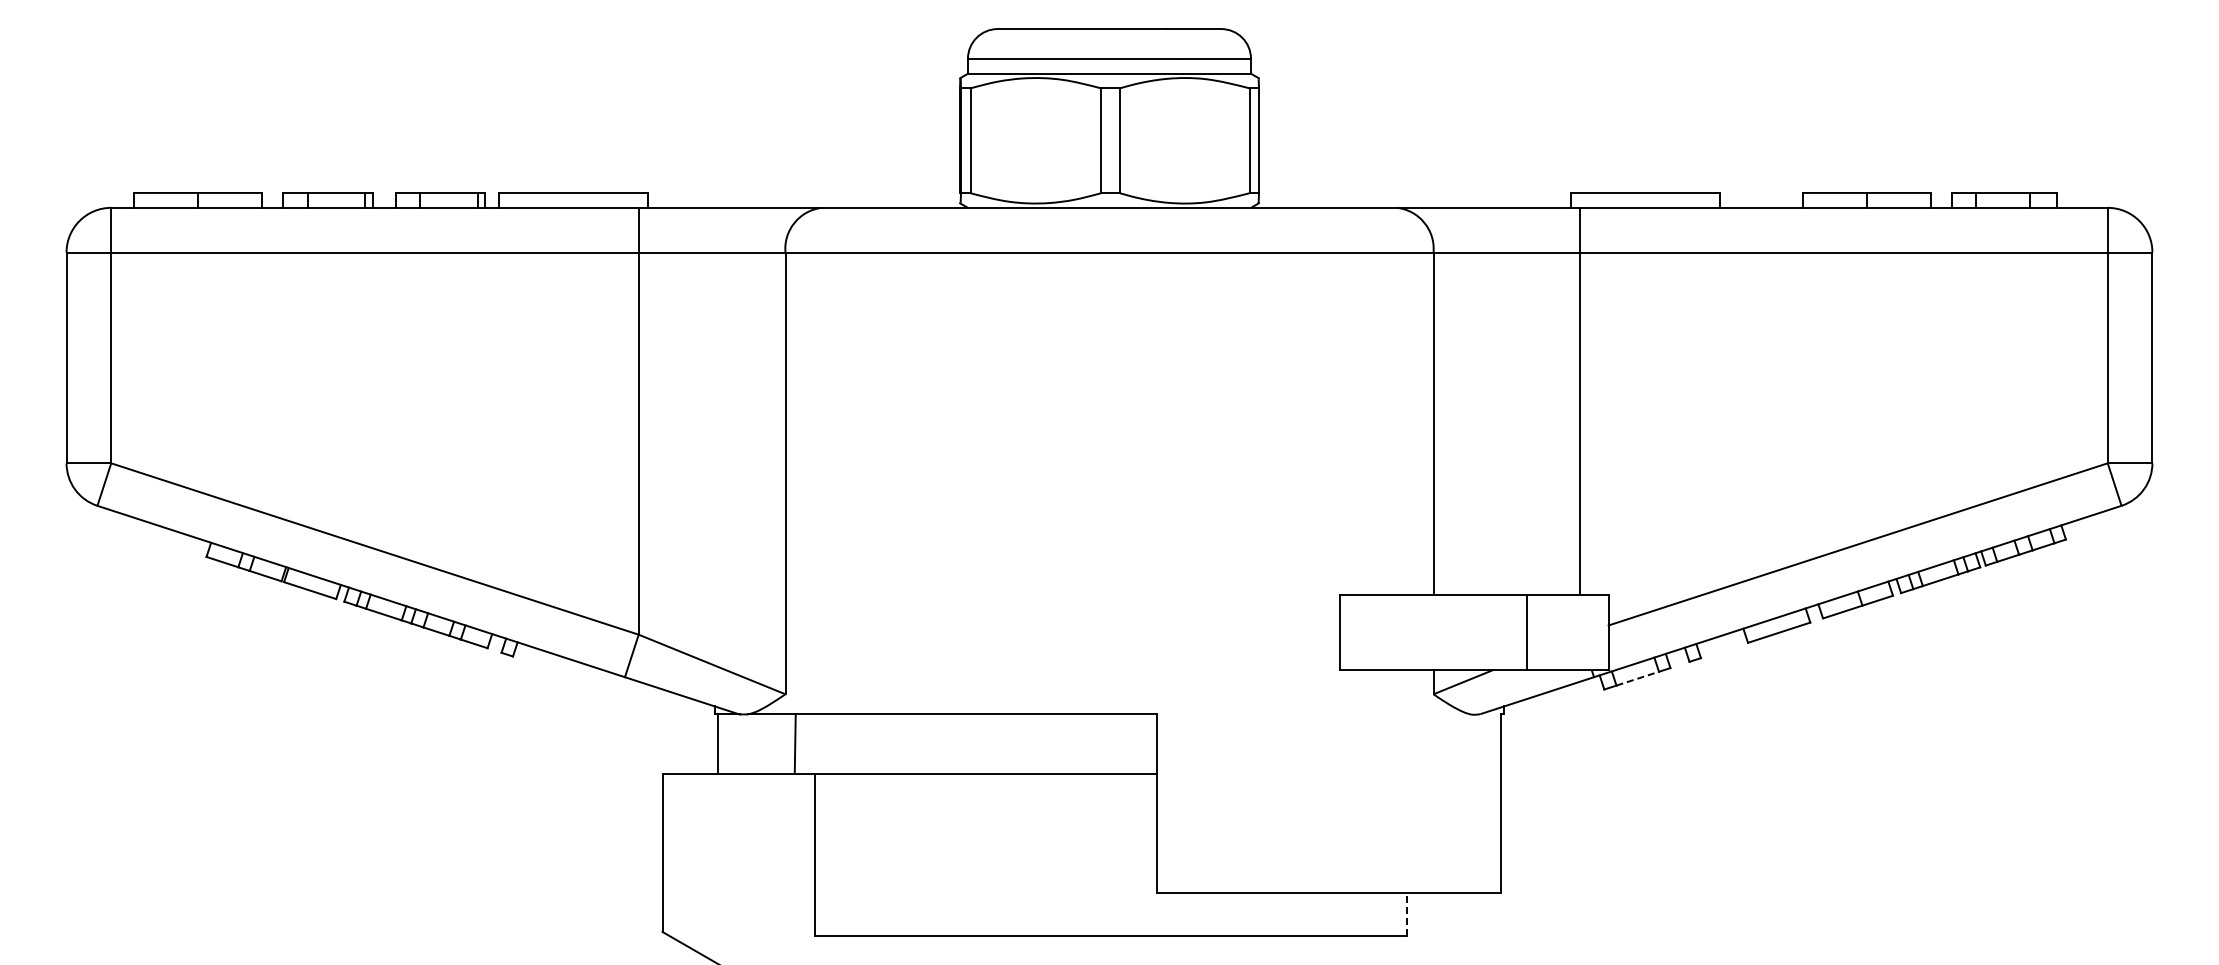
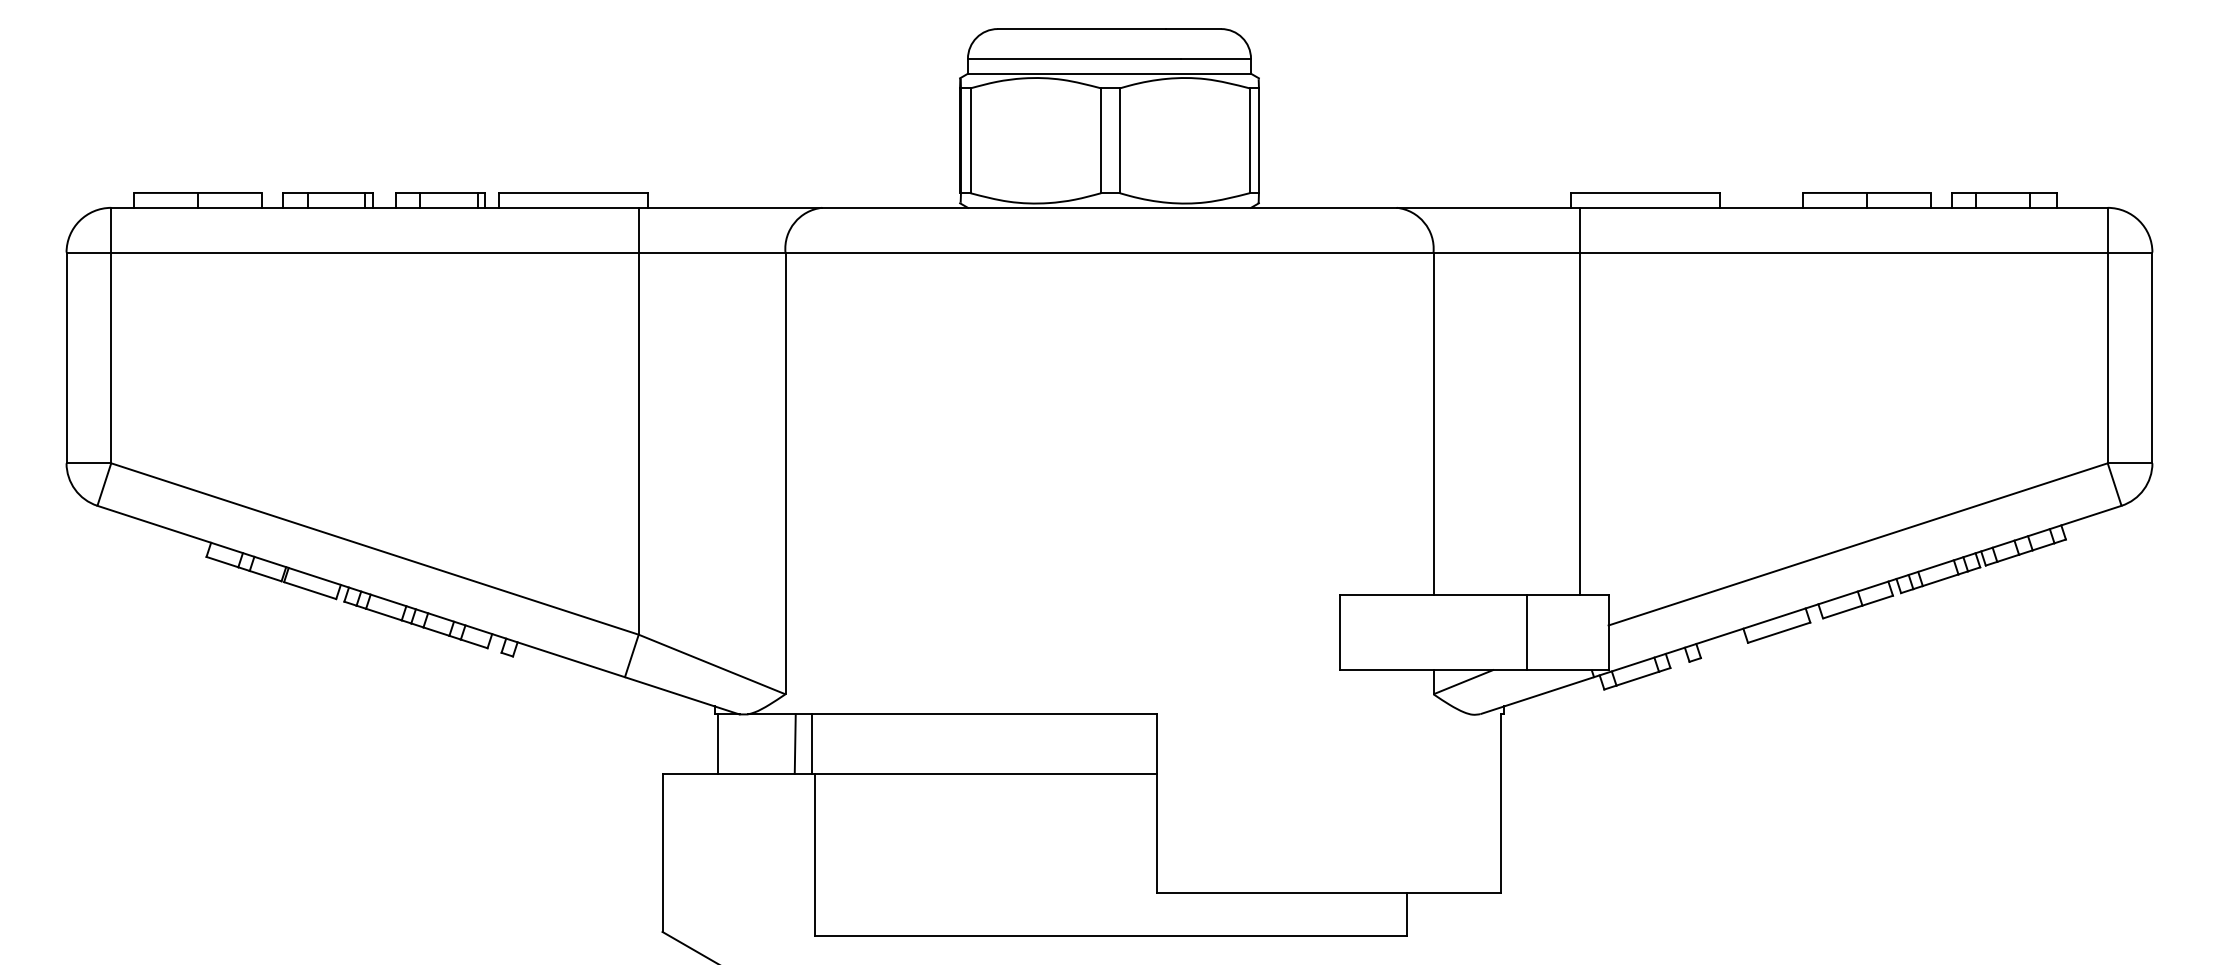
line: dashed -> solid (1638, 678)
line: none -> present (811, 744)
line: dashed -> solid (1407, 914)
